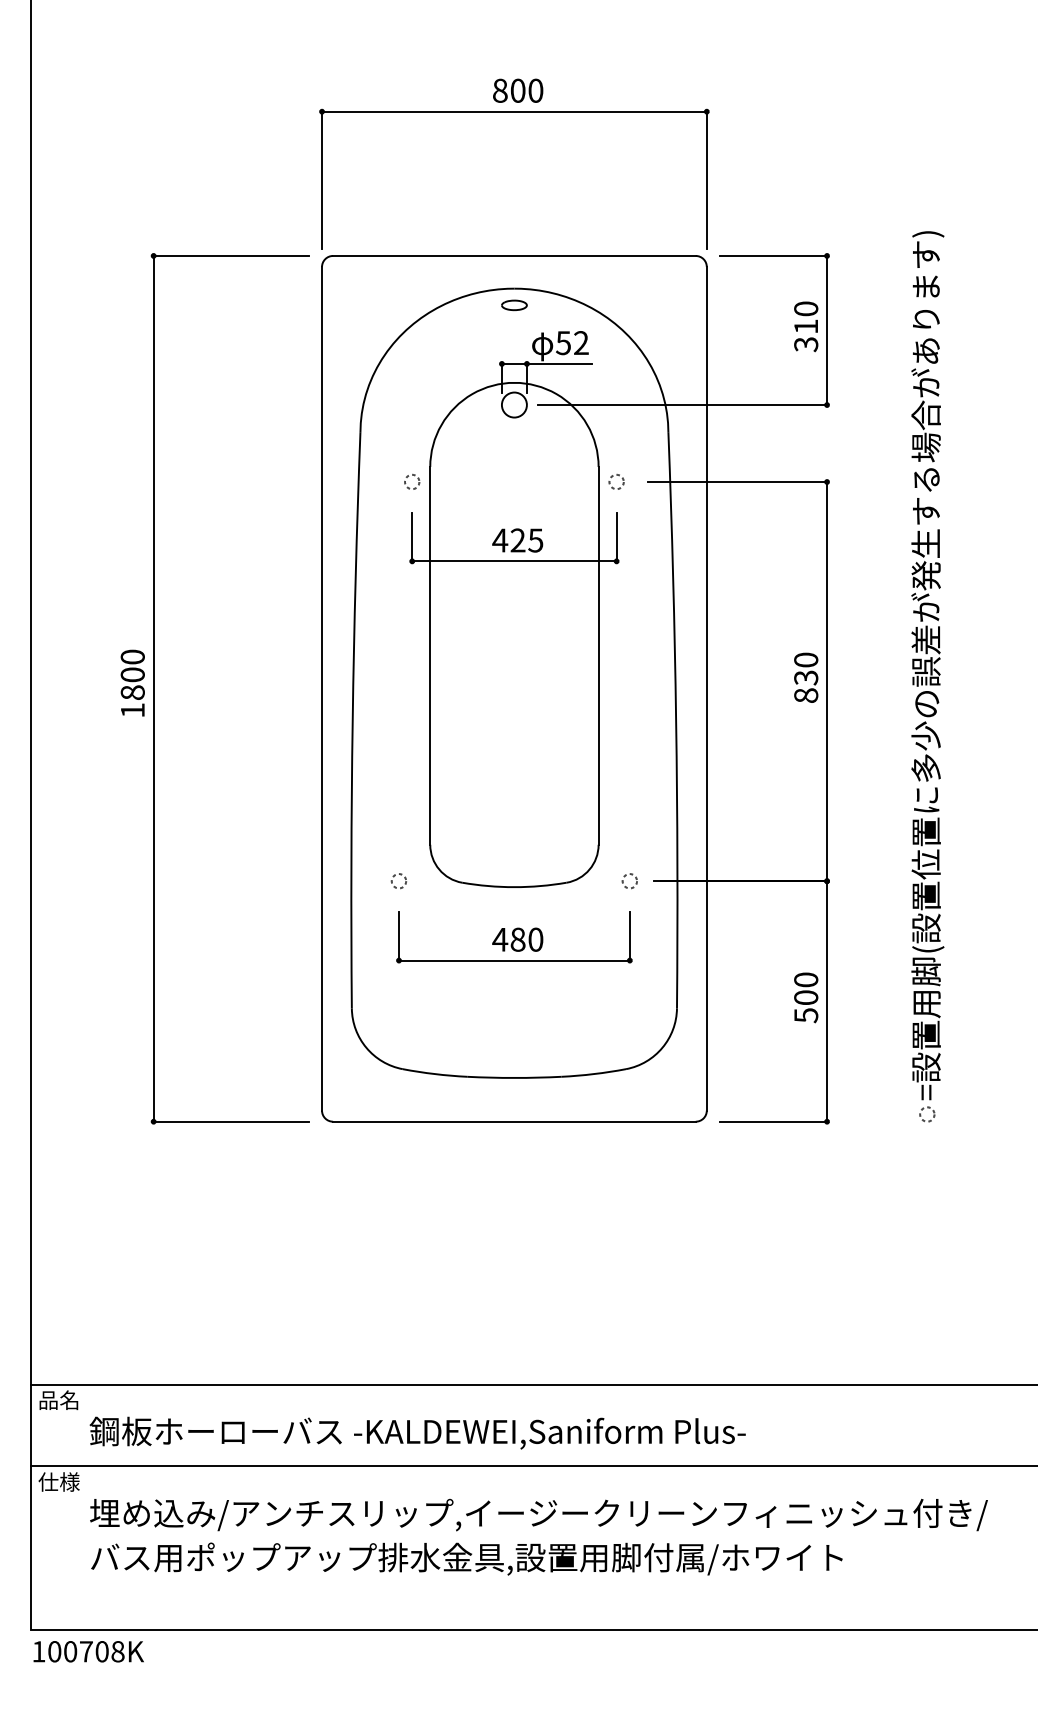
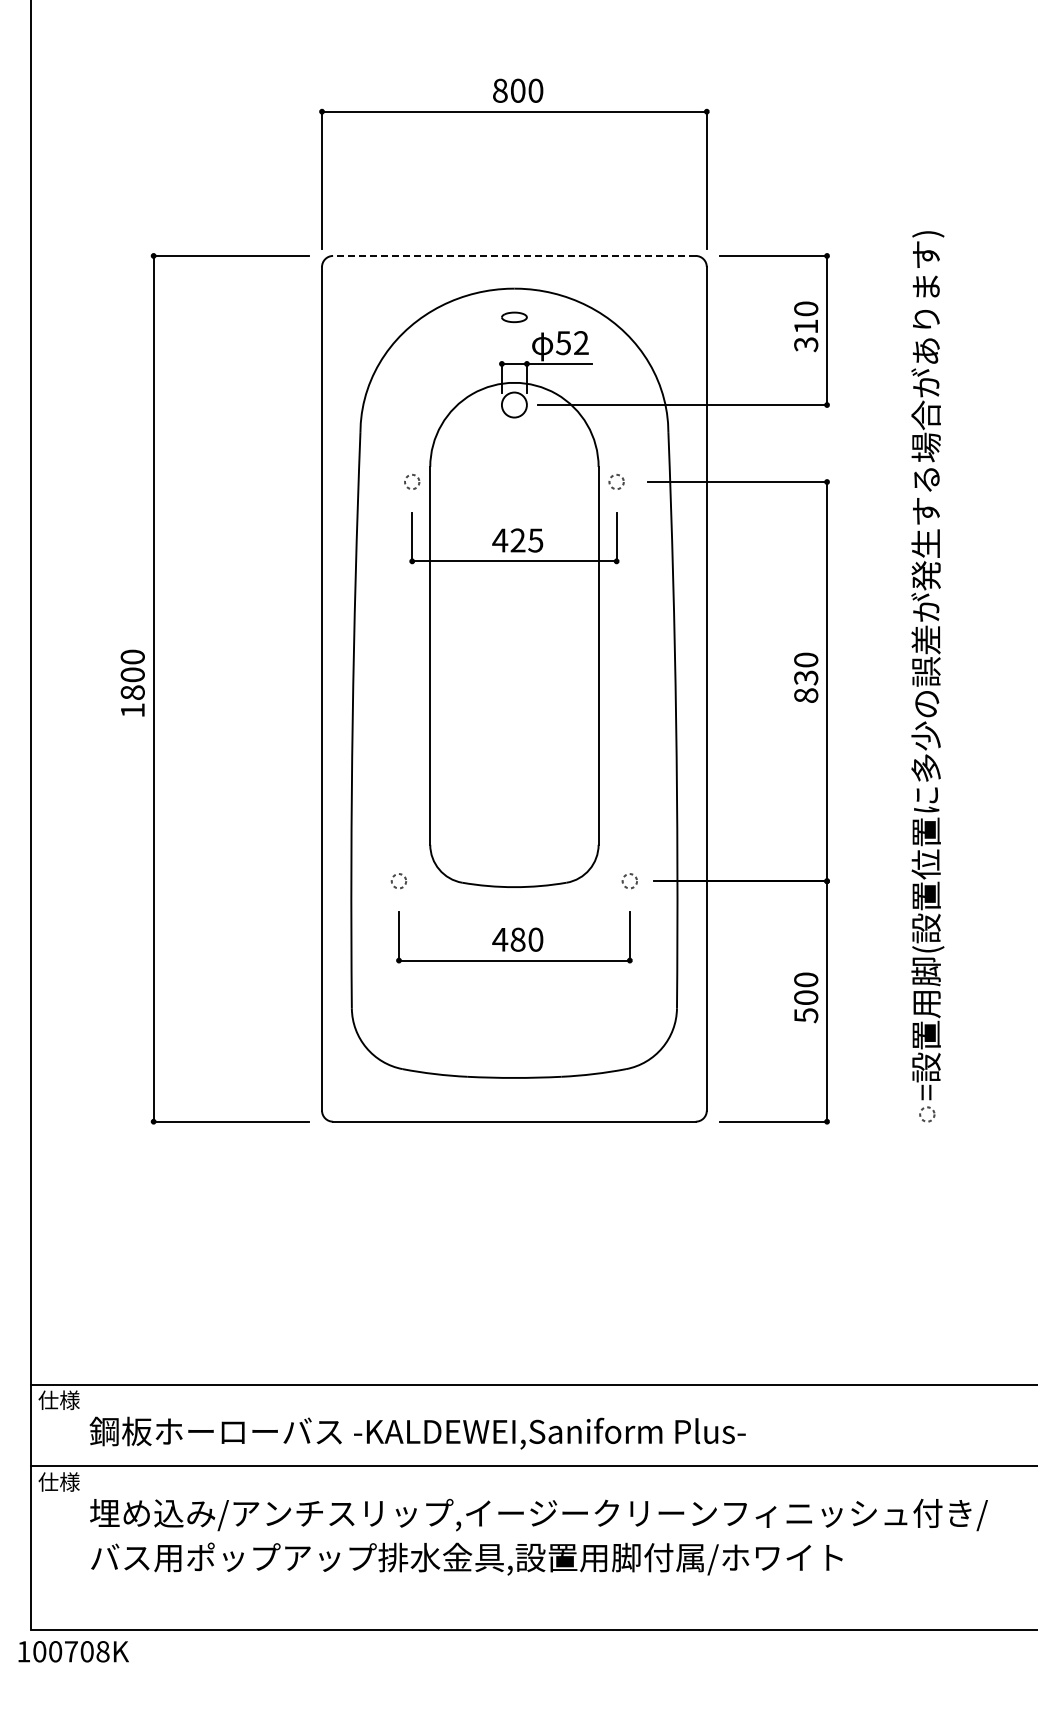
line: solid -> dashed (513, 255)
part position: (514, 305) -> (514, 317) (514, 317)
text: 品名 -> 仕様 (58, 1400)
text position: (88, 1651) -> (73, 1651) (73, 1651)
